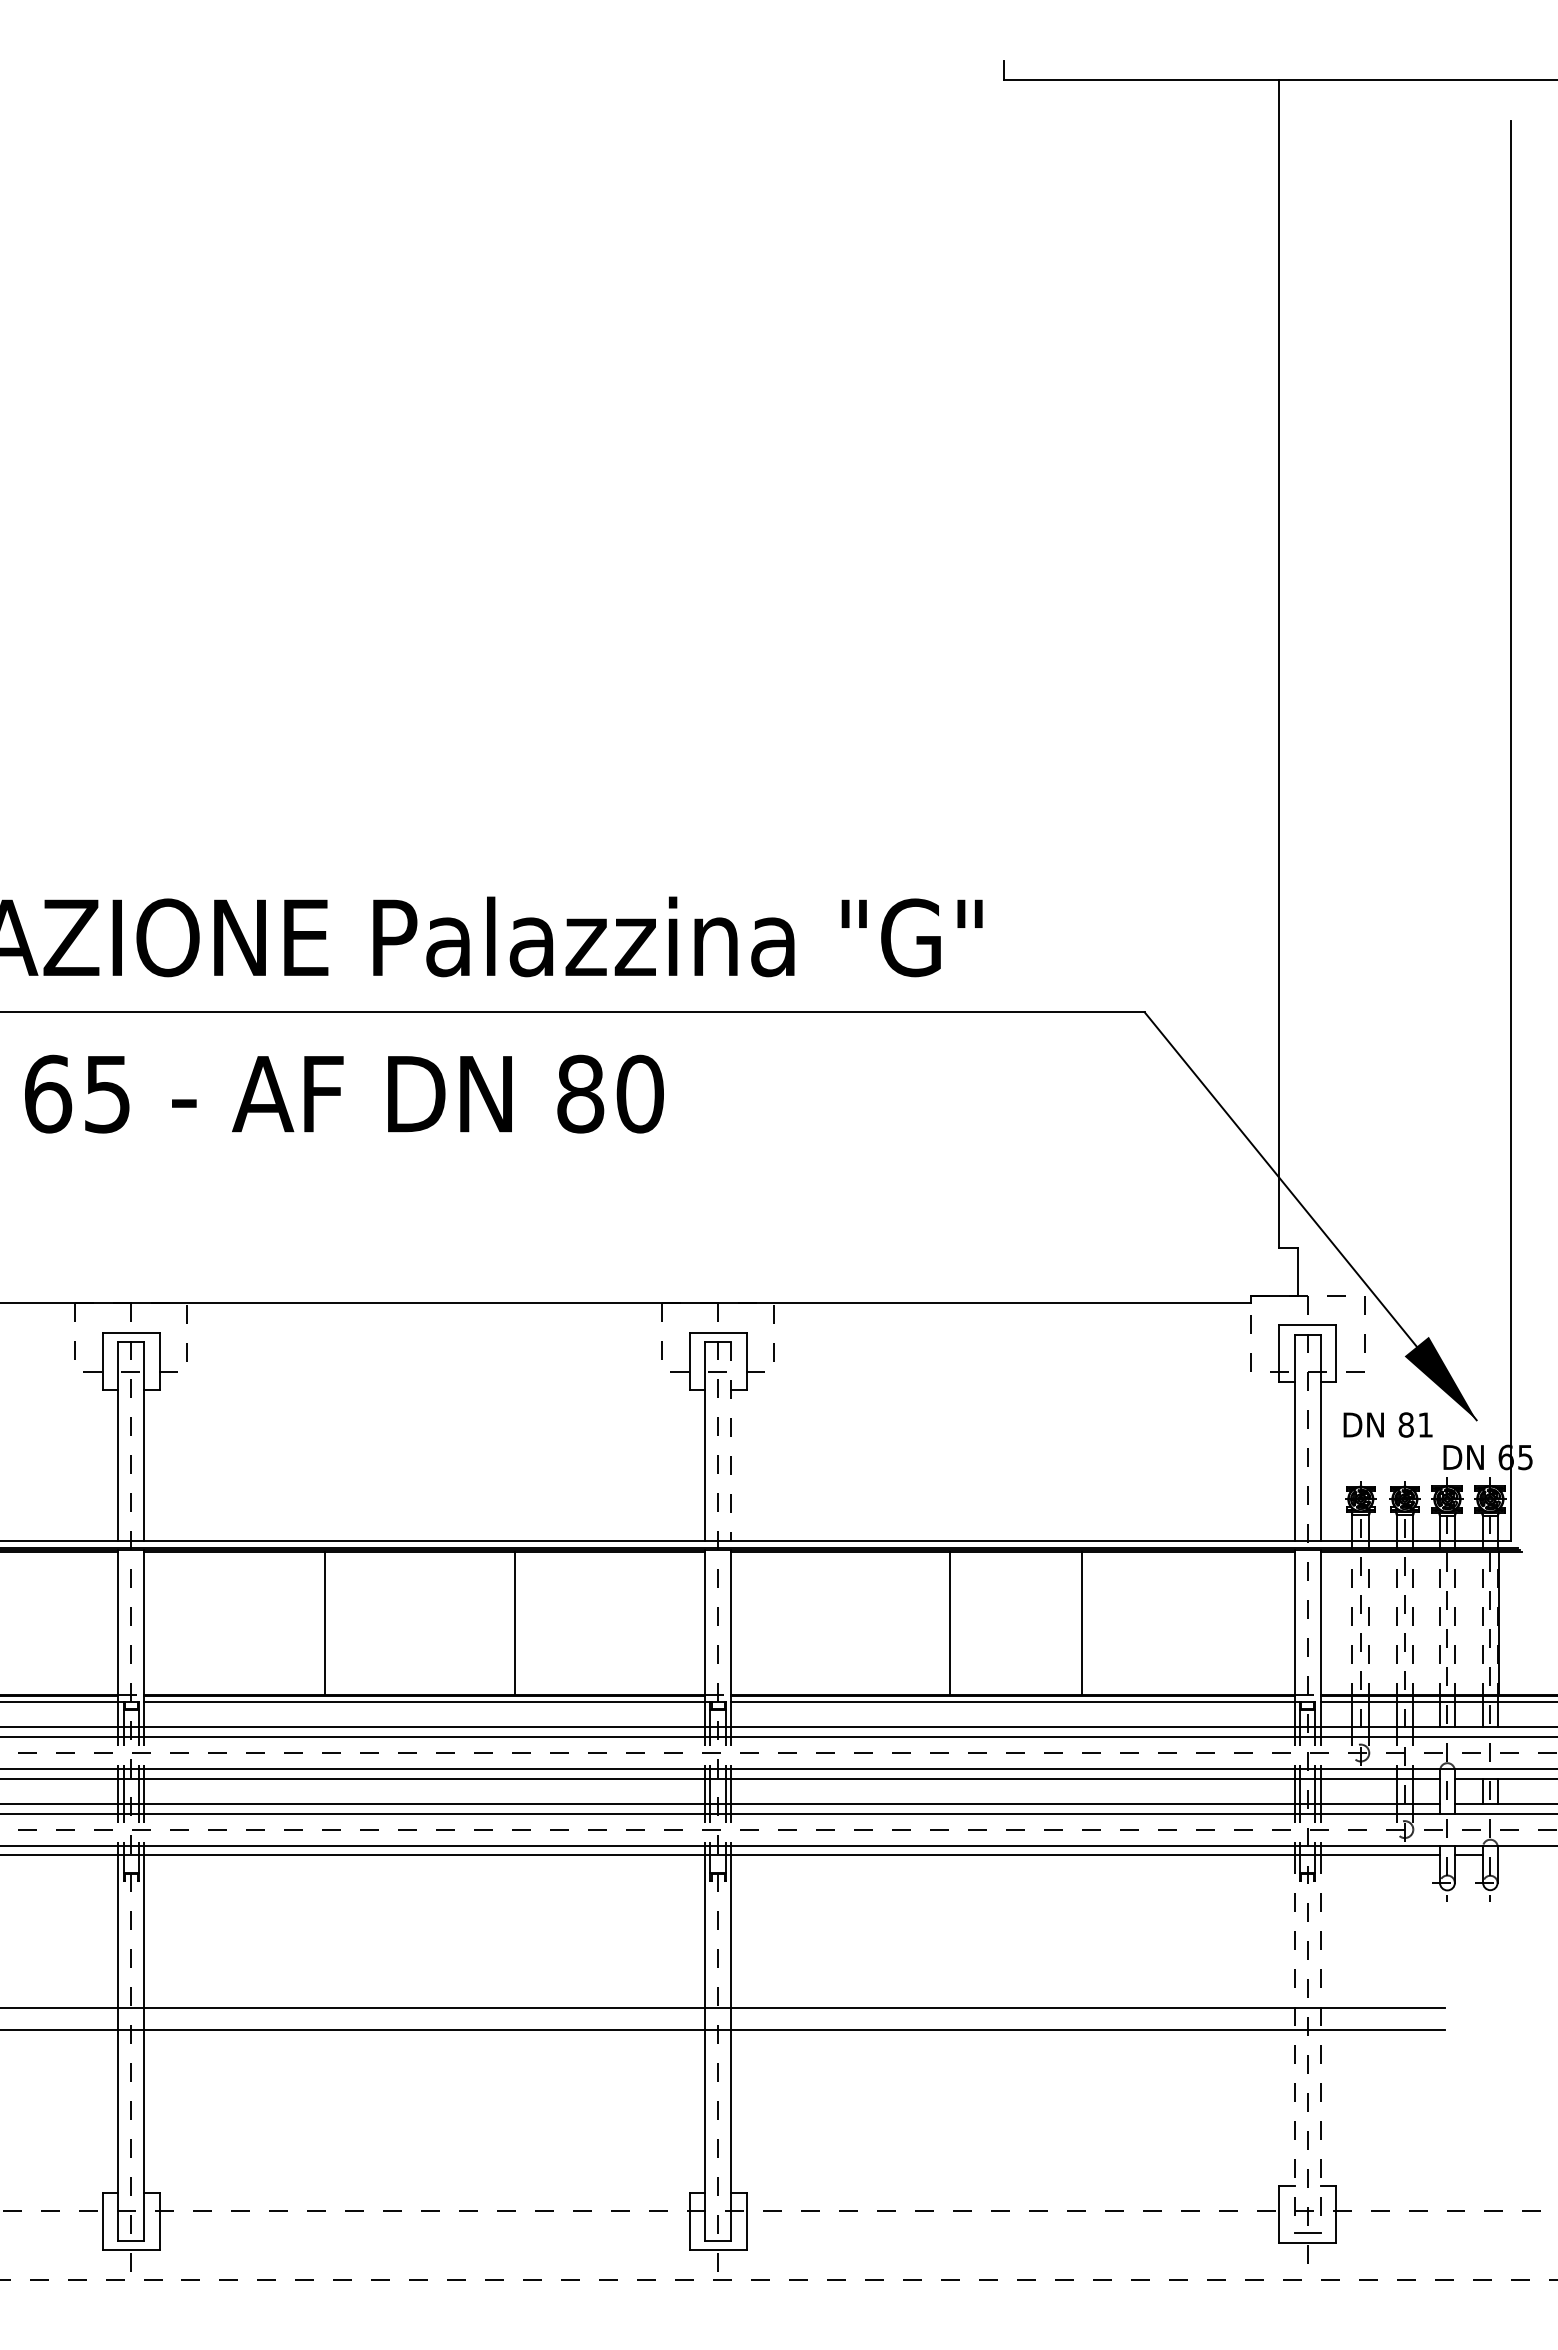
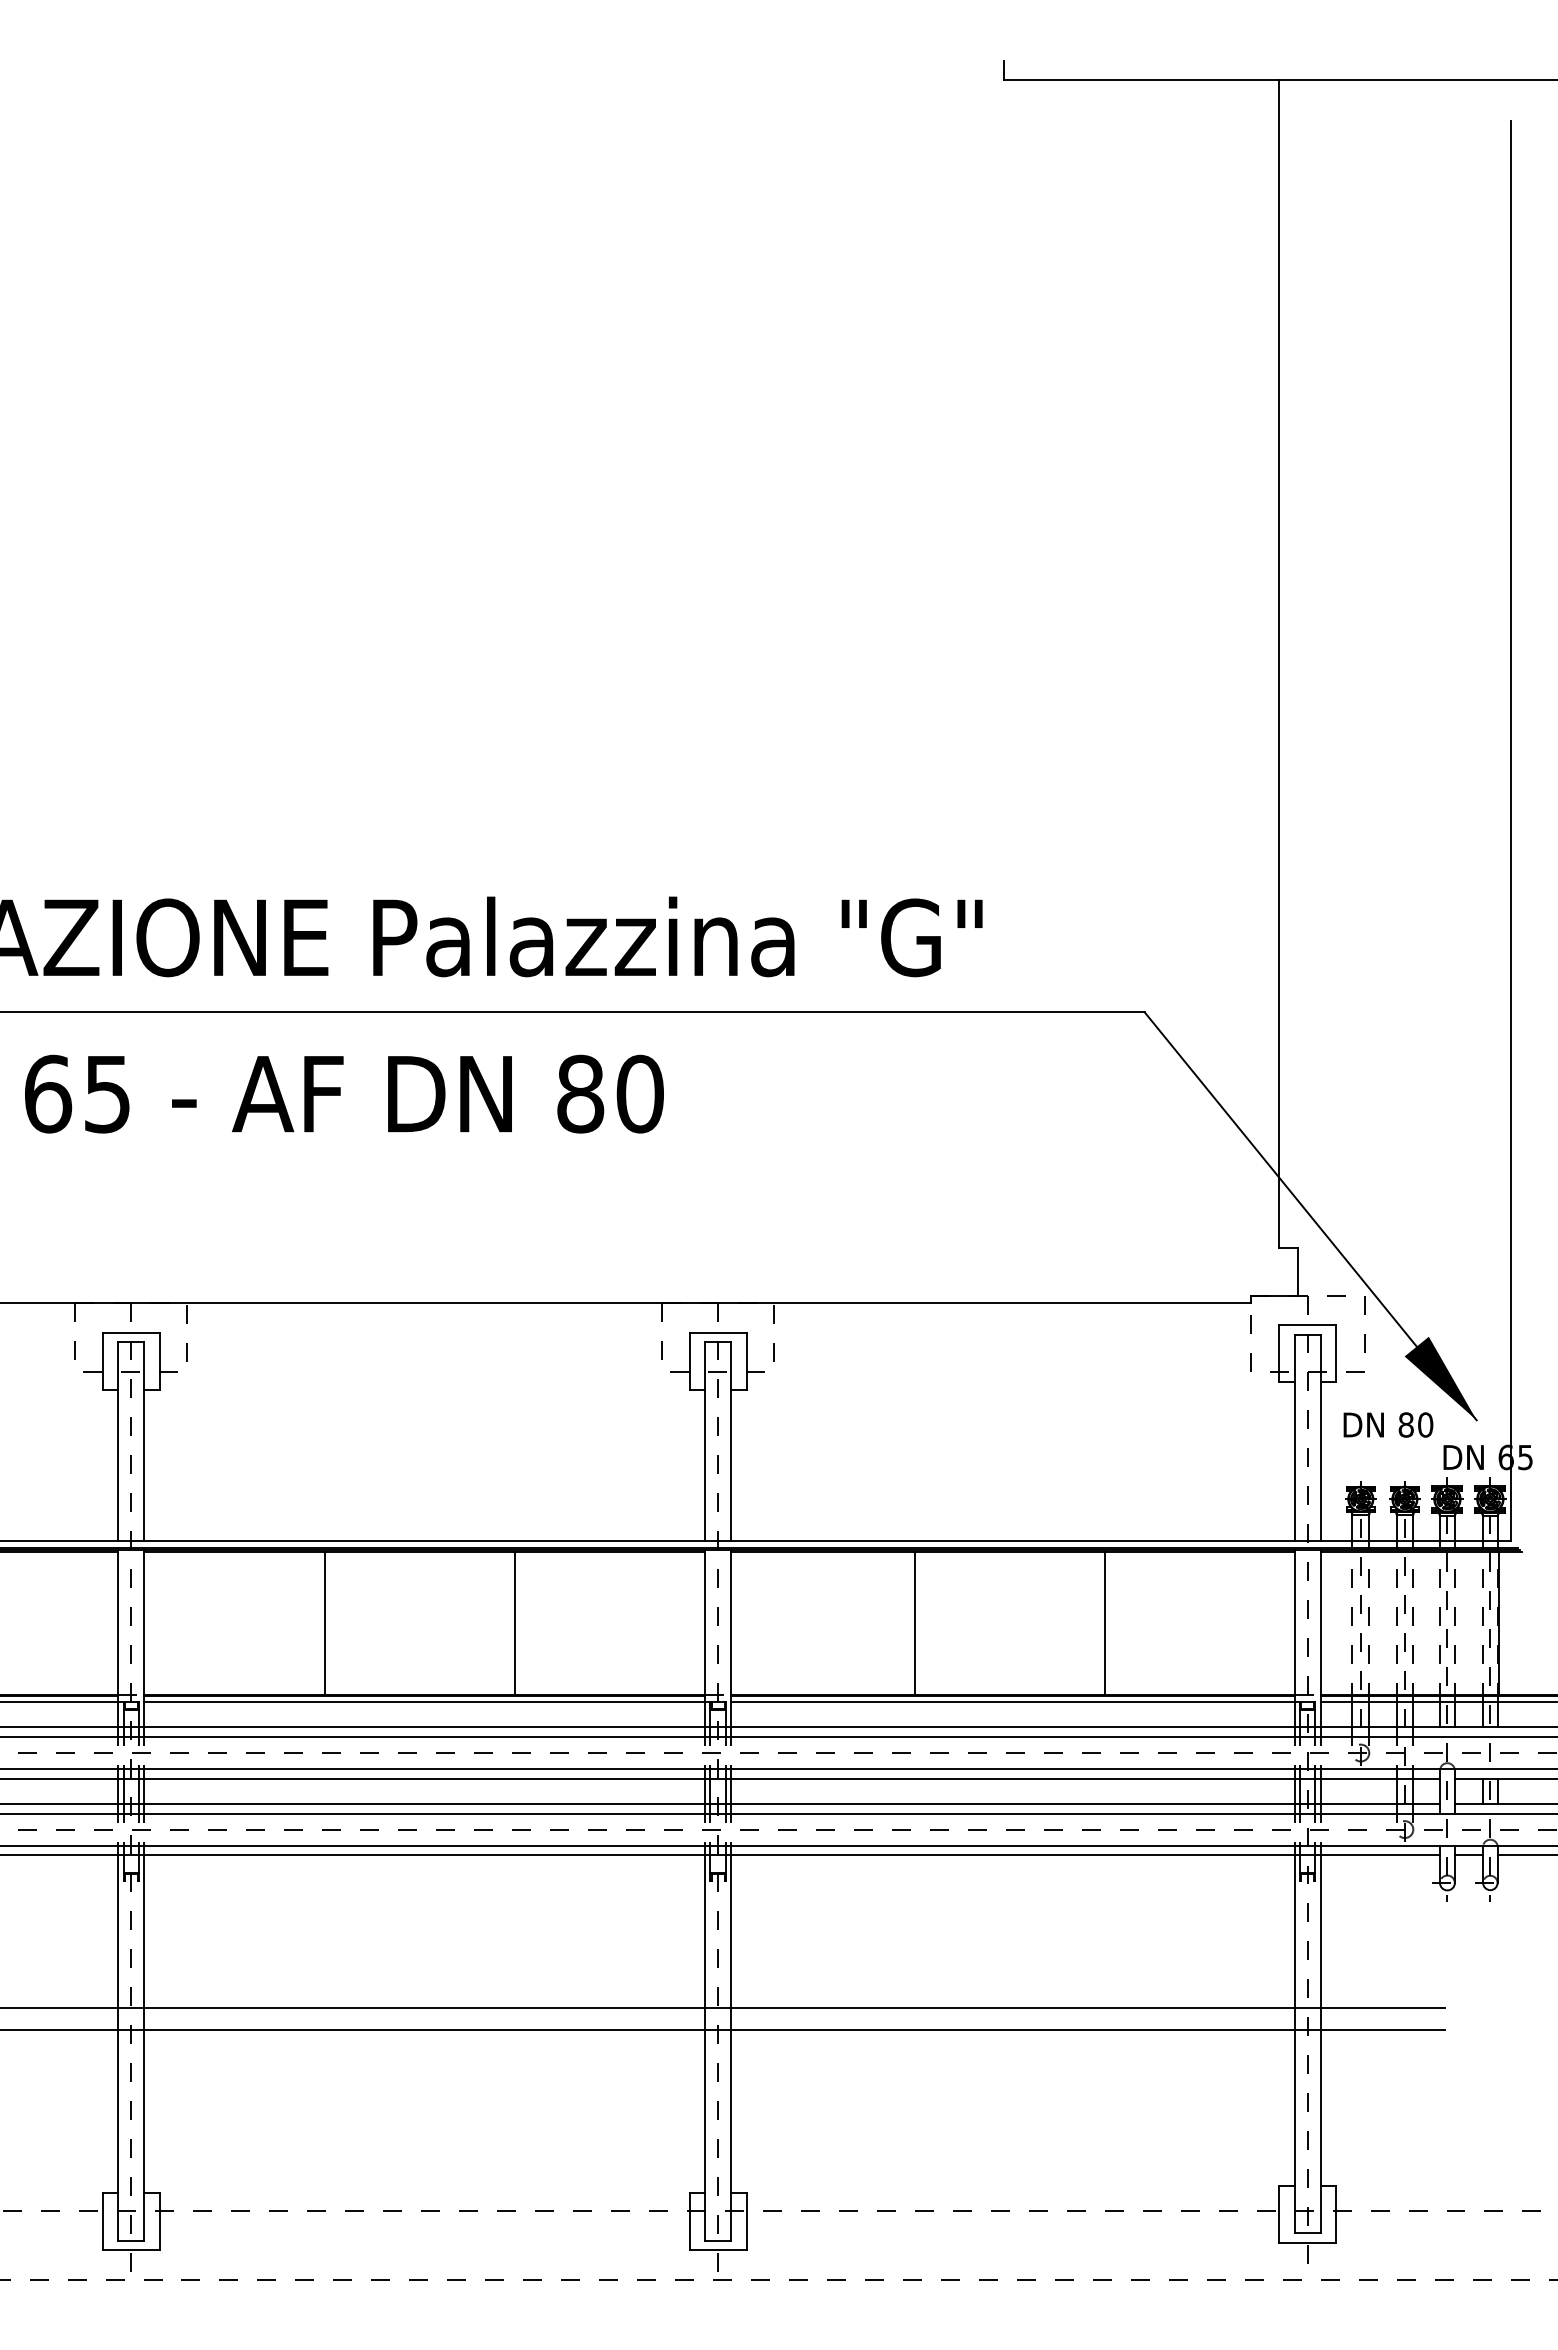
text: 81 -> 80 (1425, 1424)
line: dashed -> solid (731, 1441)
line position: (949, 1623) -> (914, 1623) (914, 1623)
line position: (1081, 1623) -> (1104, 1623) (1104, 1623)
line: none -> present (1525, 1855)
line: dashed -> solid (1294, 2044)
line: dashed -> solid (1321, 2044)
